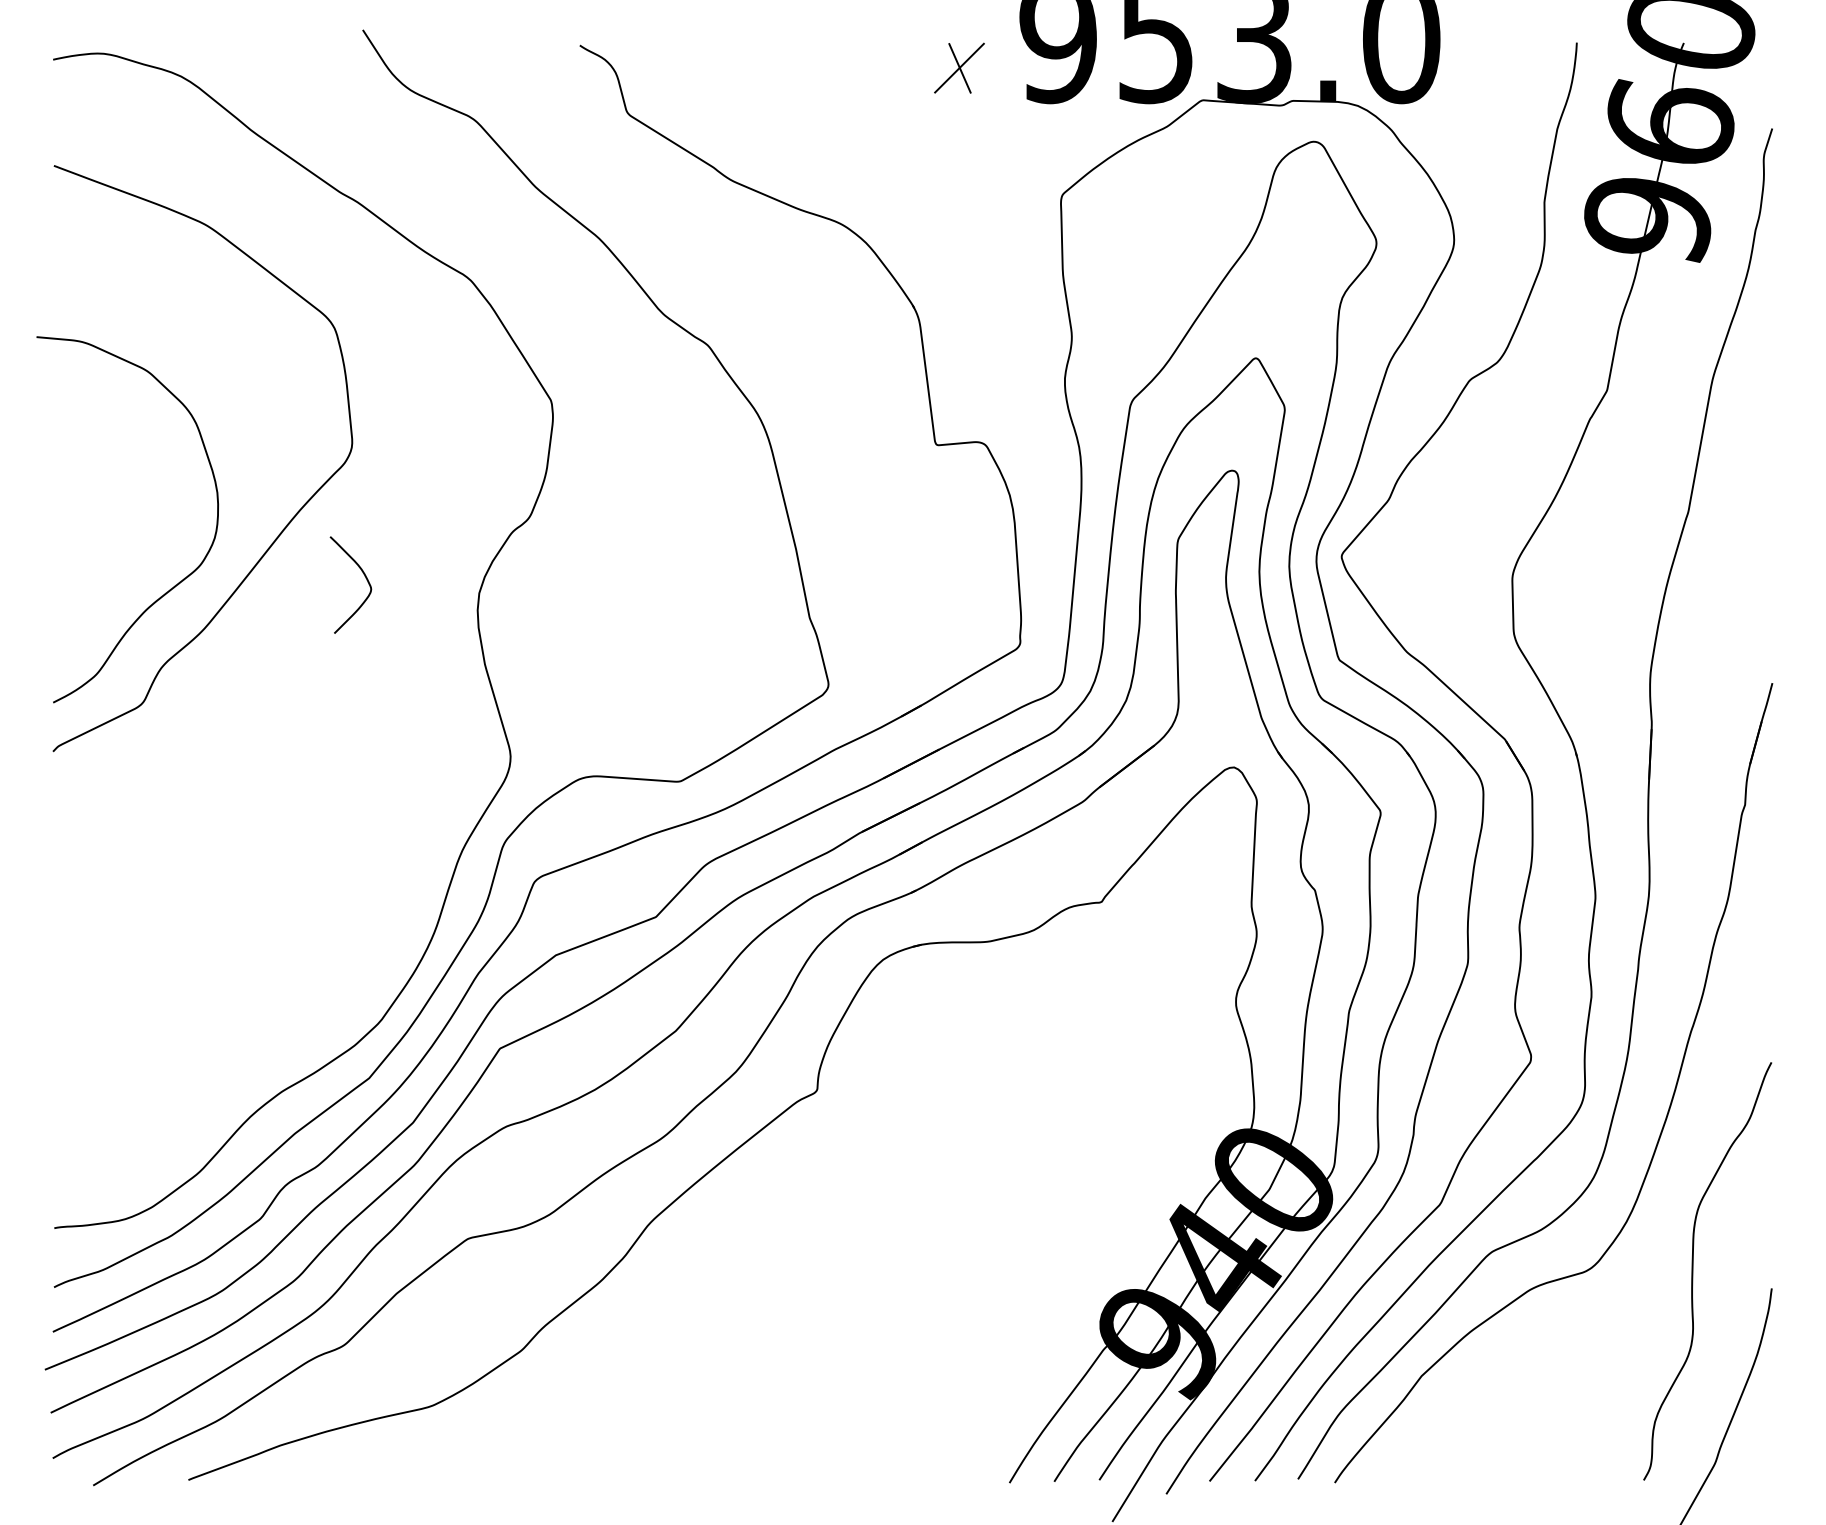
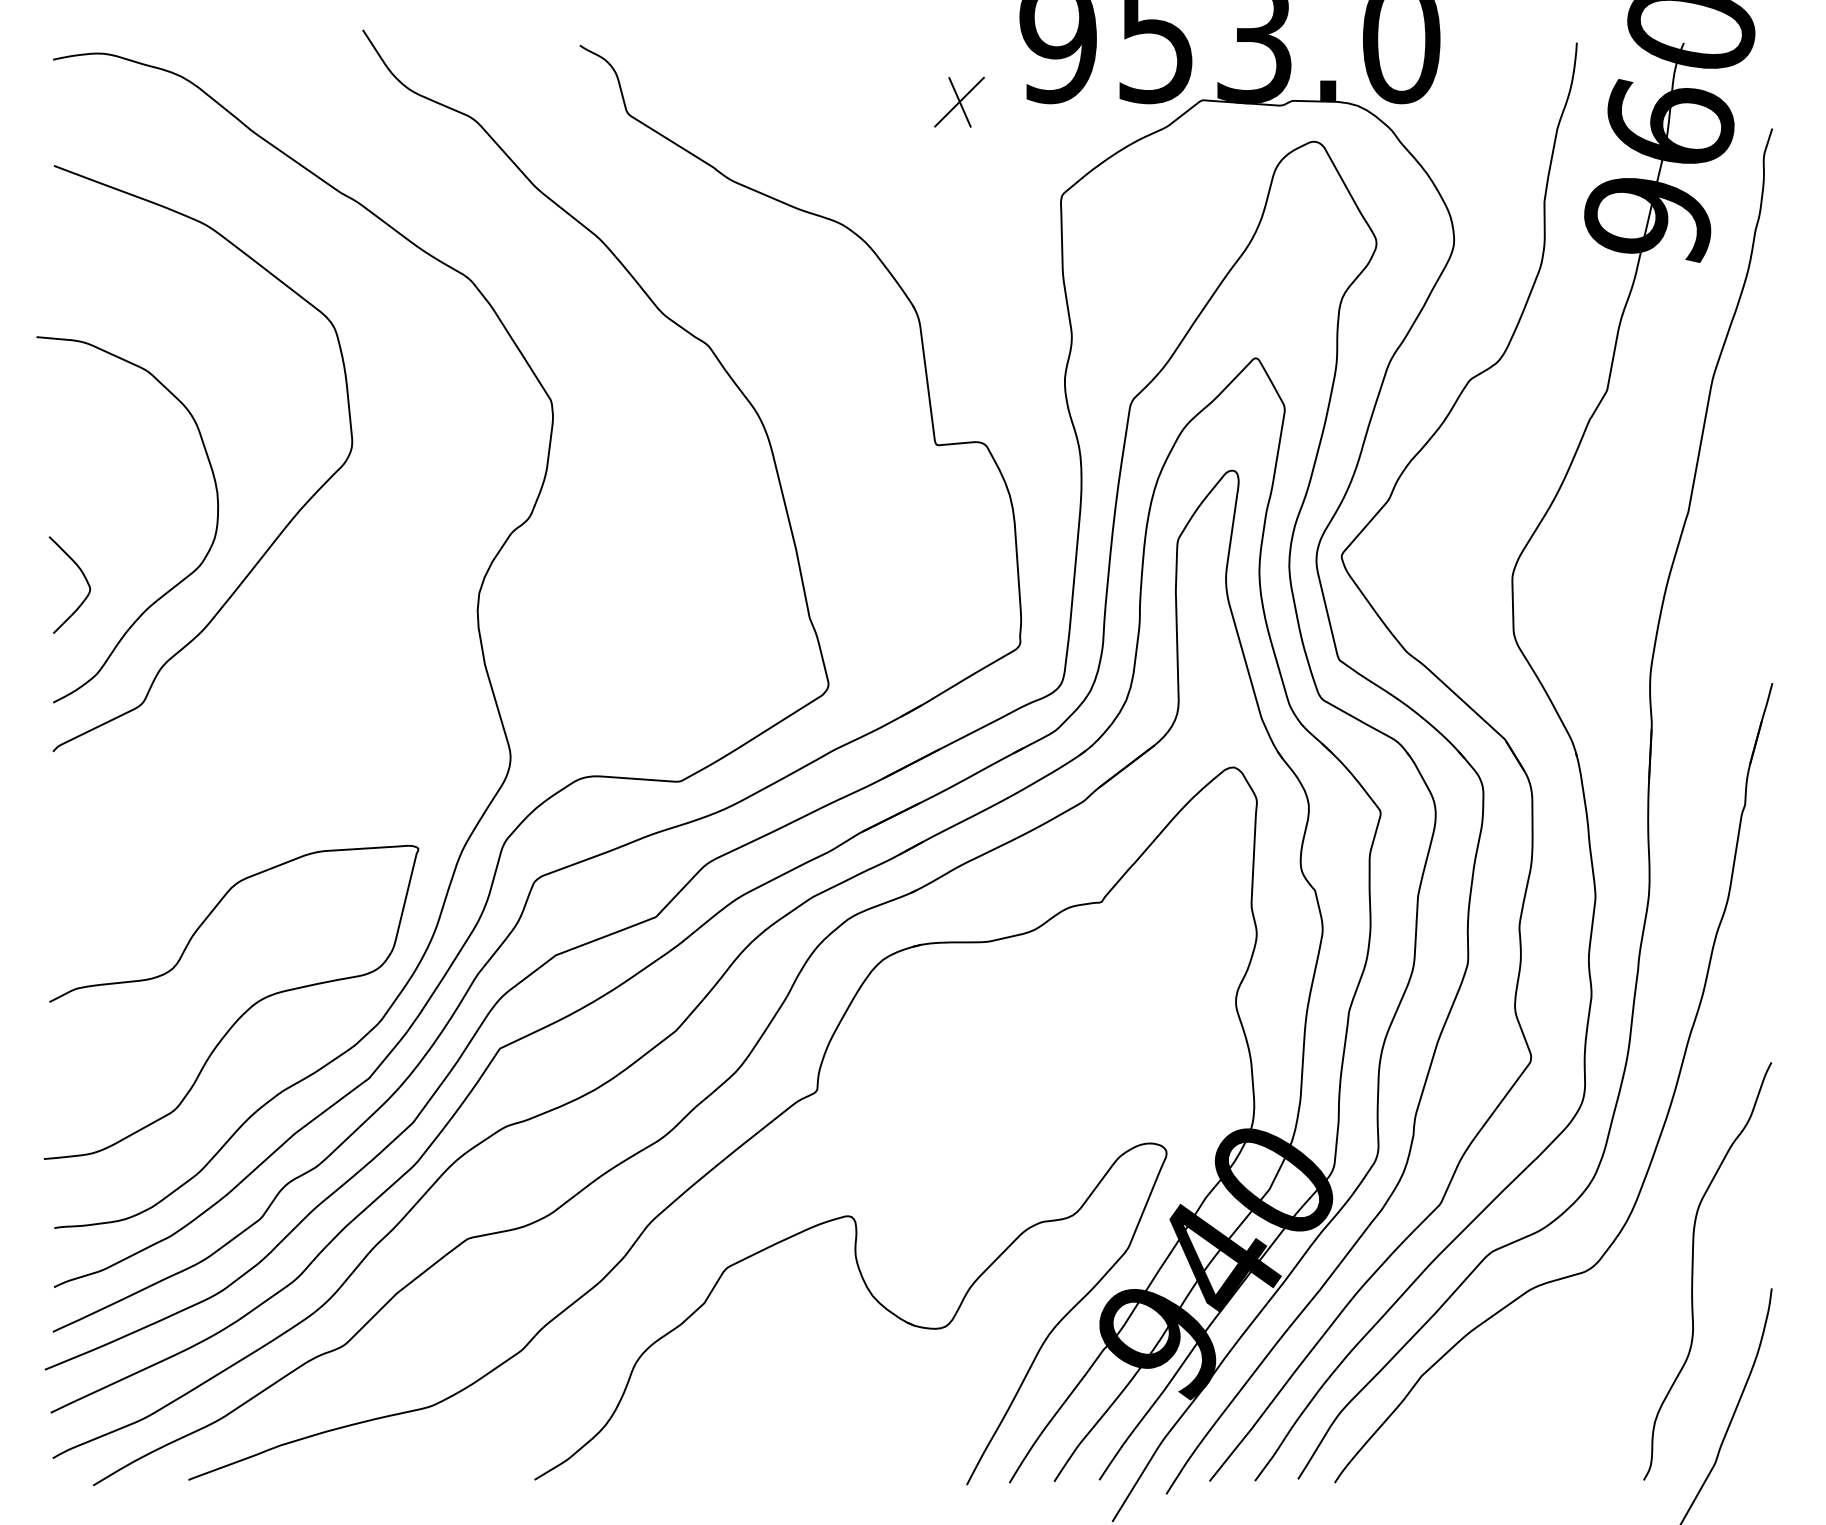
part position: (959, 67) -> (959, 101) (959, 101)
curve position: (364, 576) -> (83, 576) (83, 576)
curve: none -> present (243, 1012)
part: none -> present (871, 1296)
